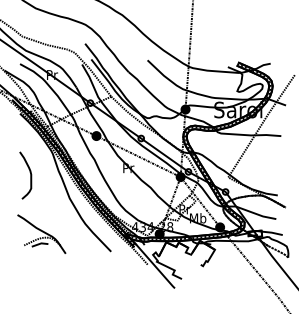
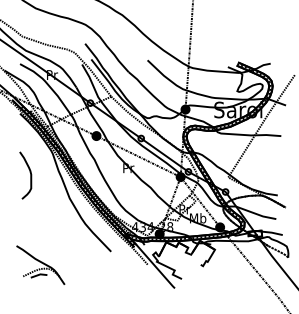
part position: (41, 233) -> (40, 264) (40, 264)
